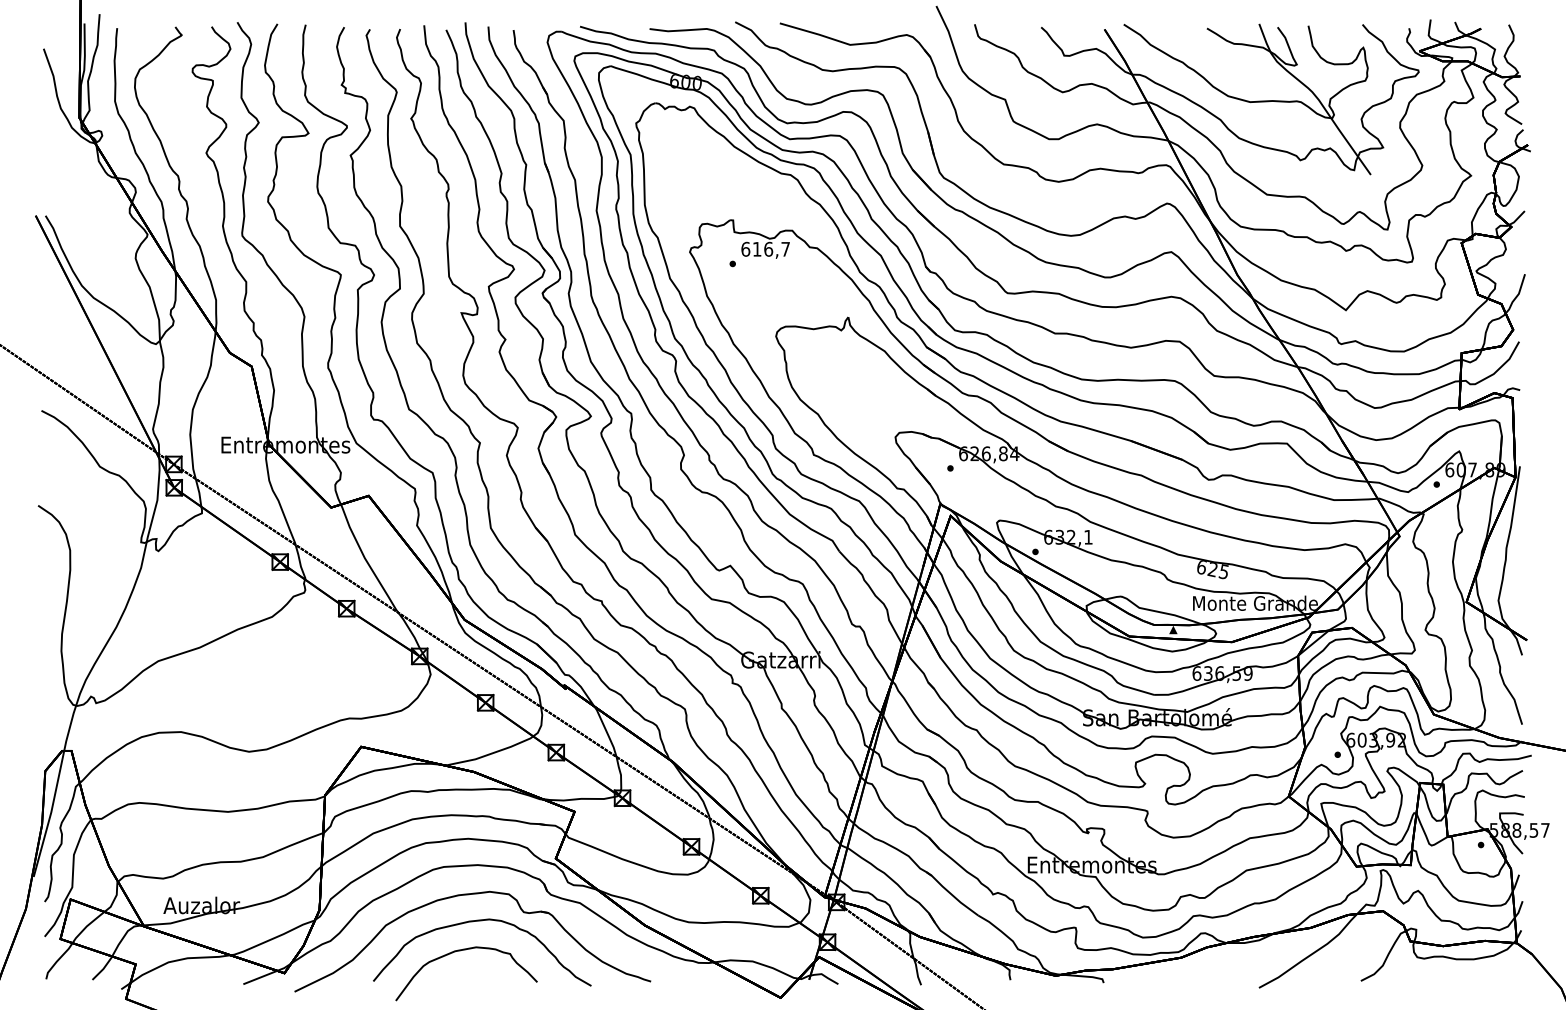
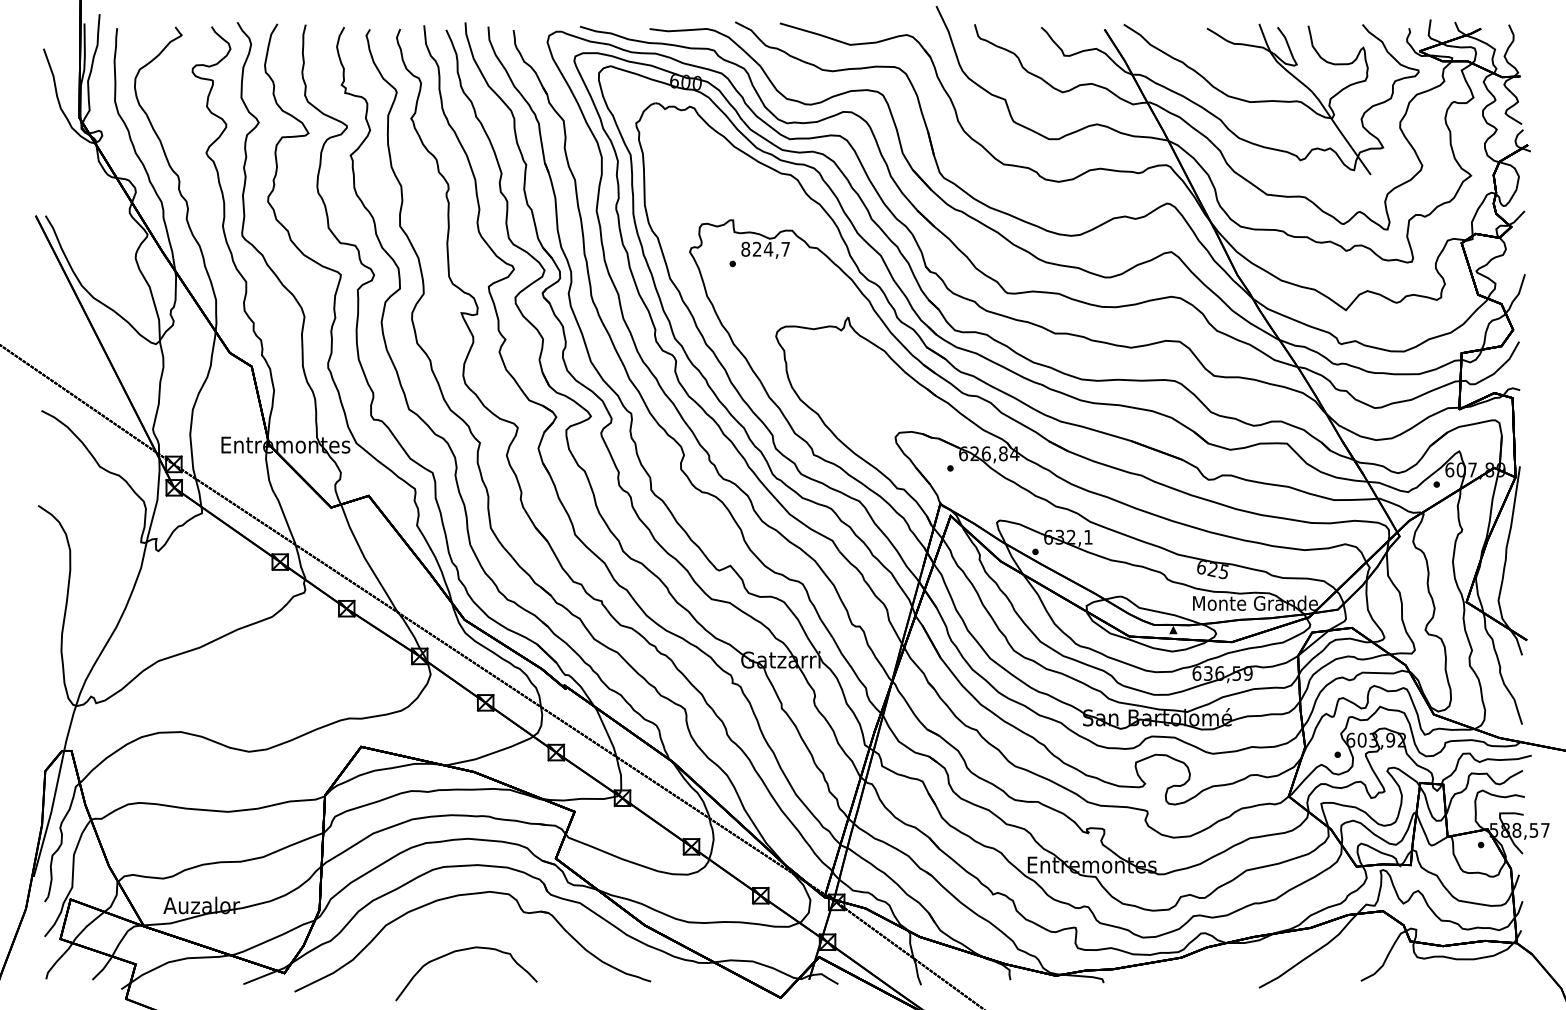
text: 616,7 -> 824,7 (757, 248)
curve: present -> none (482, 921)
